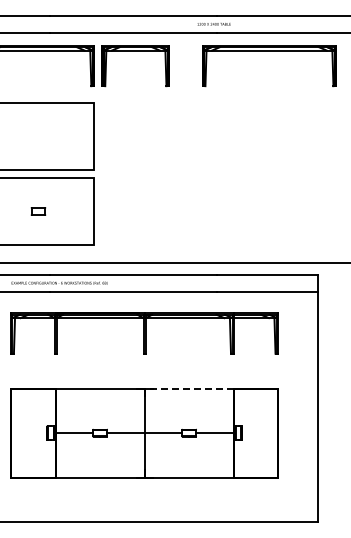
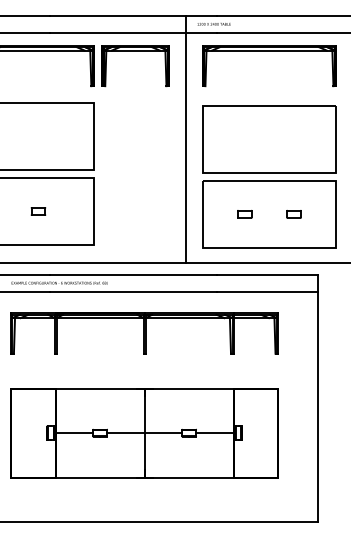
line: none -> present (185, 139)
part: none -> present (269, 176)
line: dashed -> solid (189, 388)
